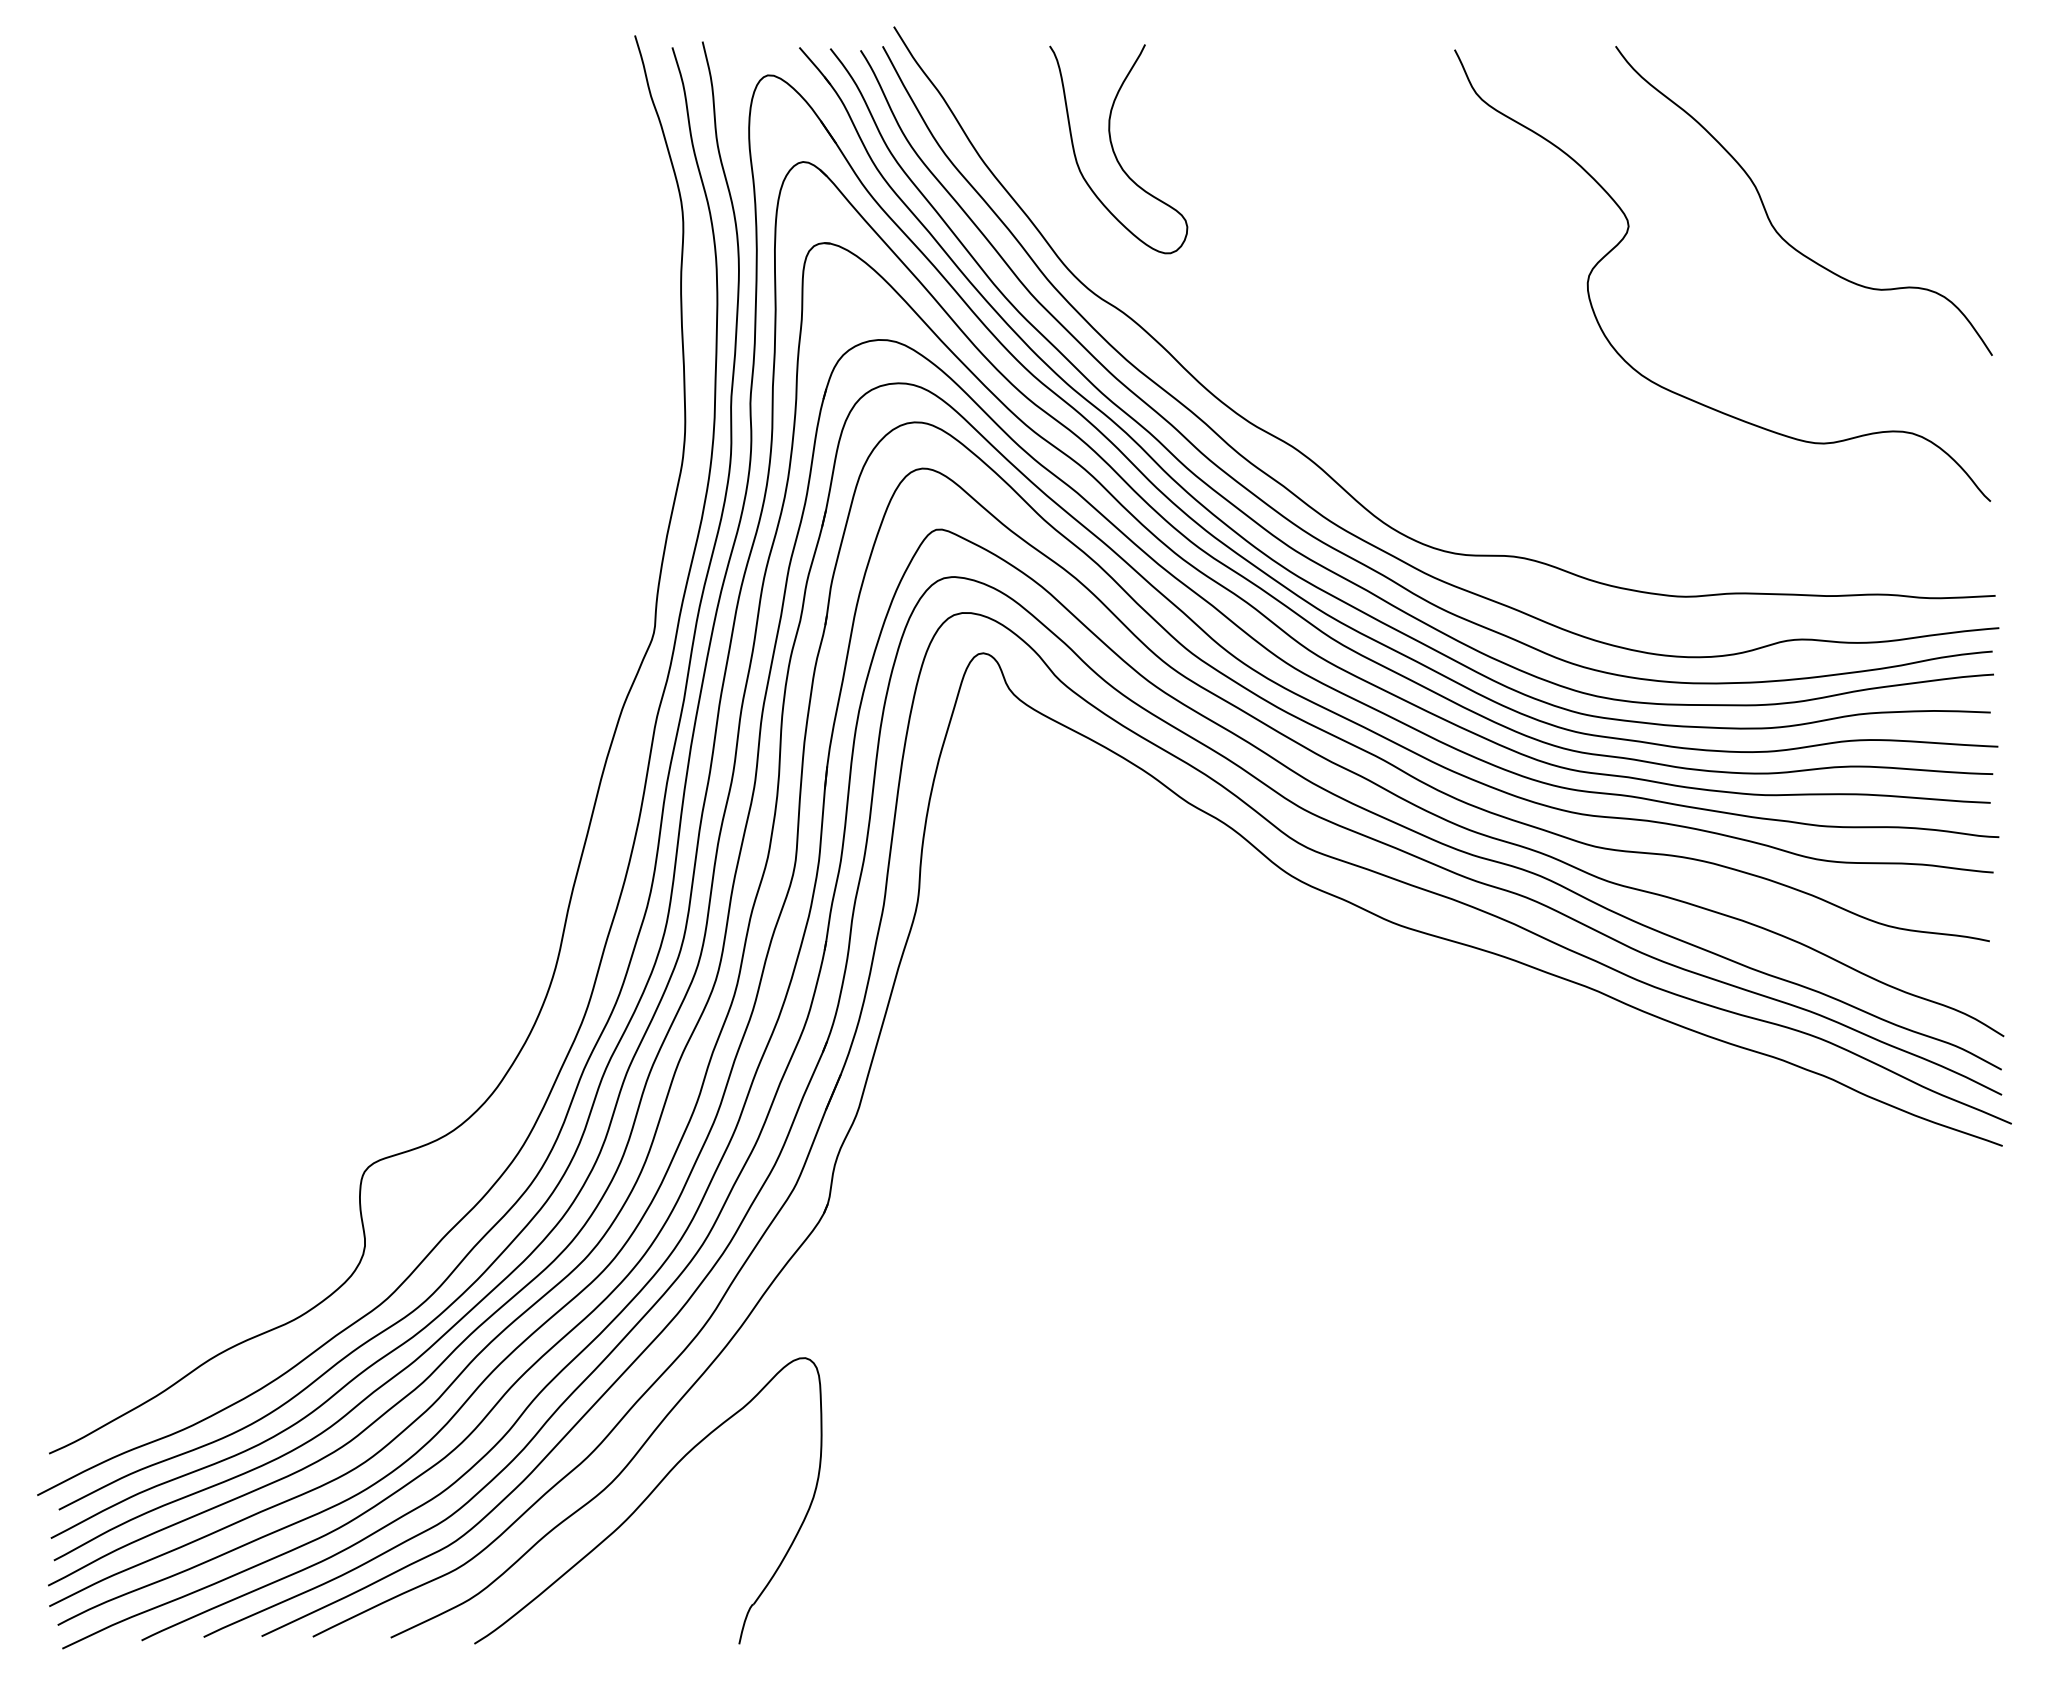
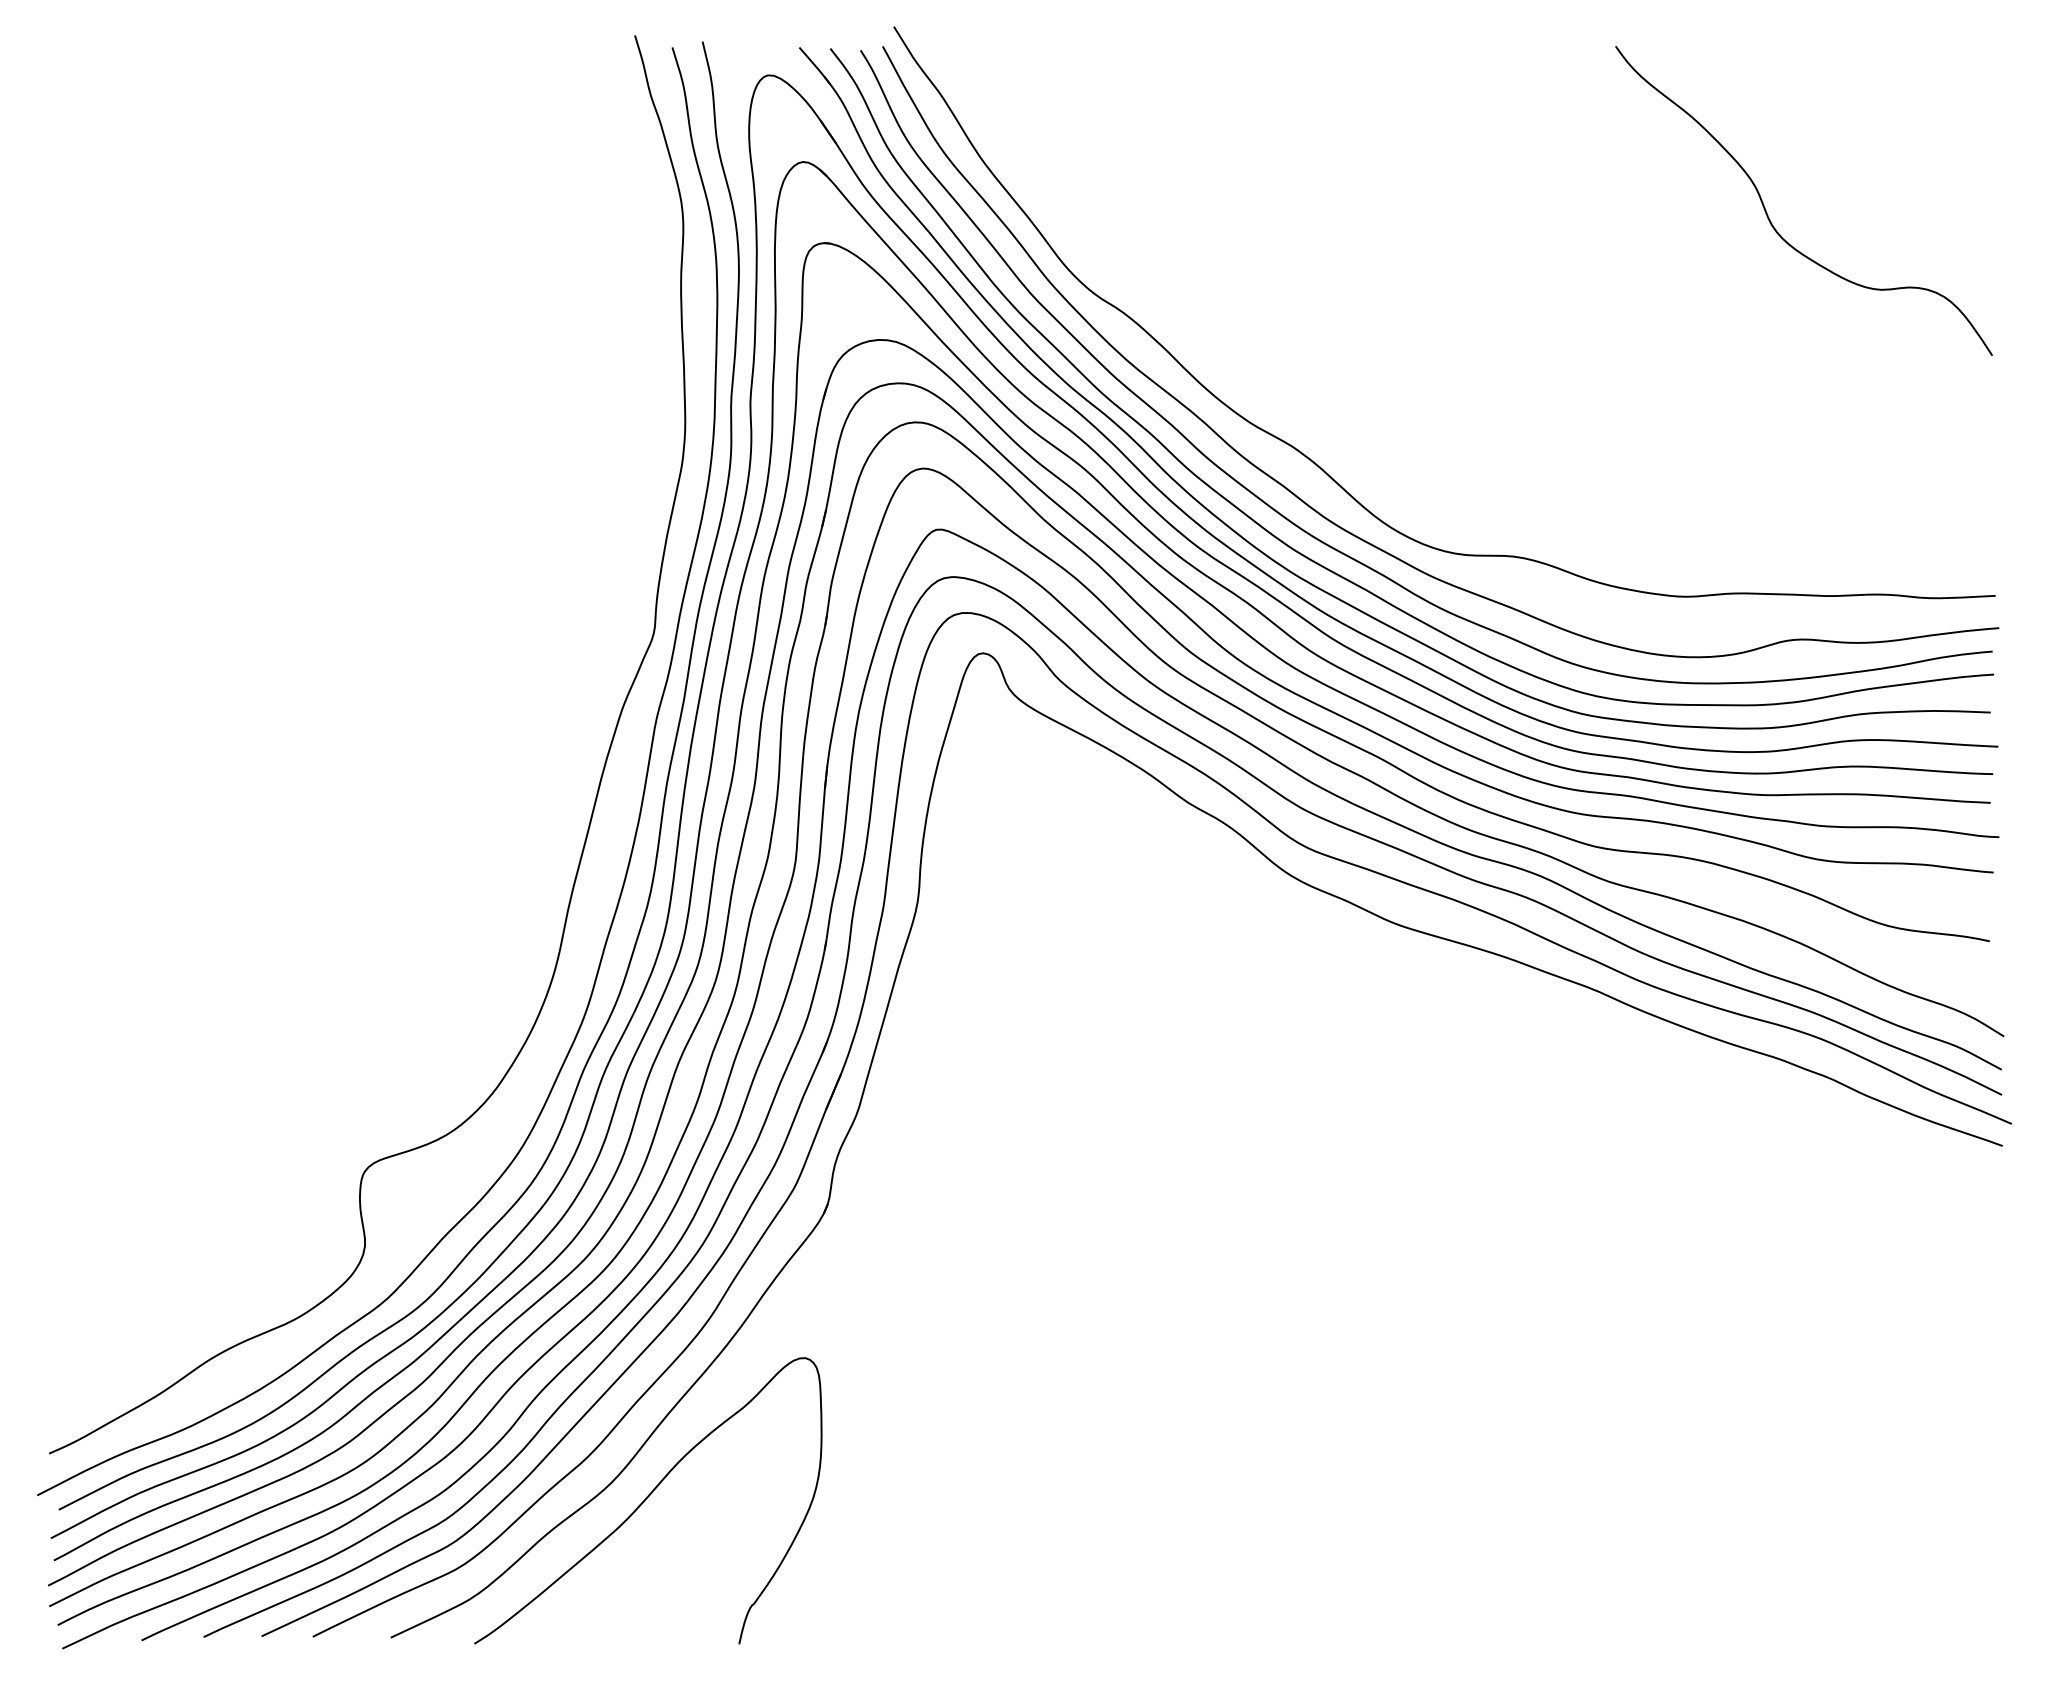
curve: present -> none (1114, 150)
curve: present -> none (1628, 231)
